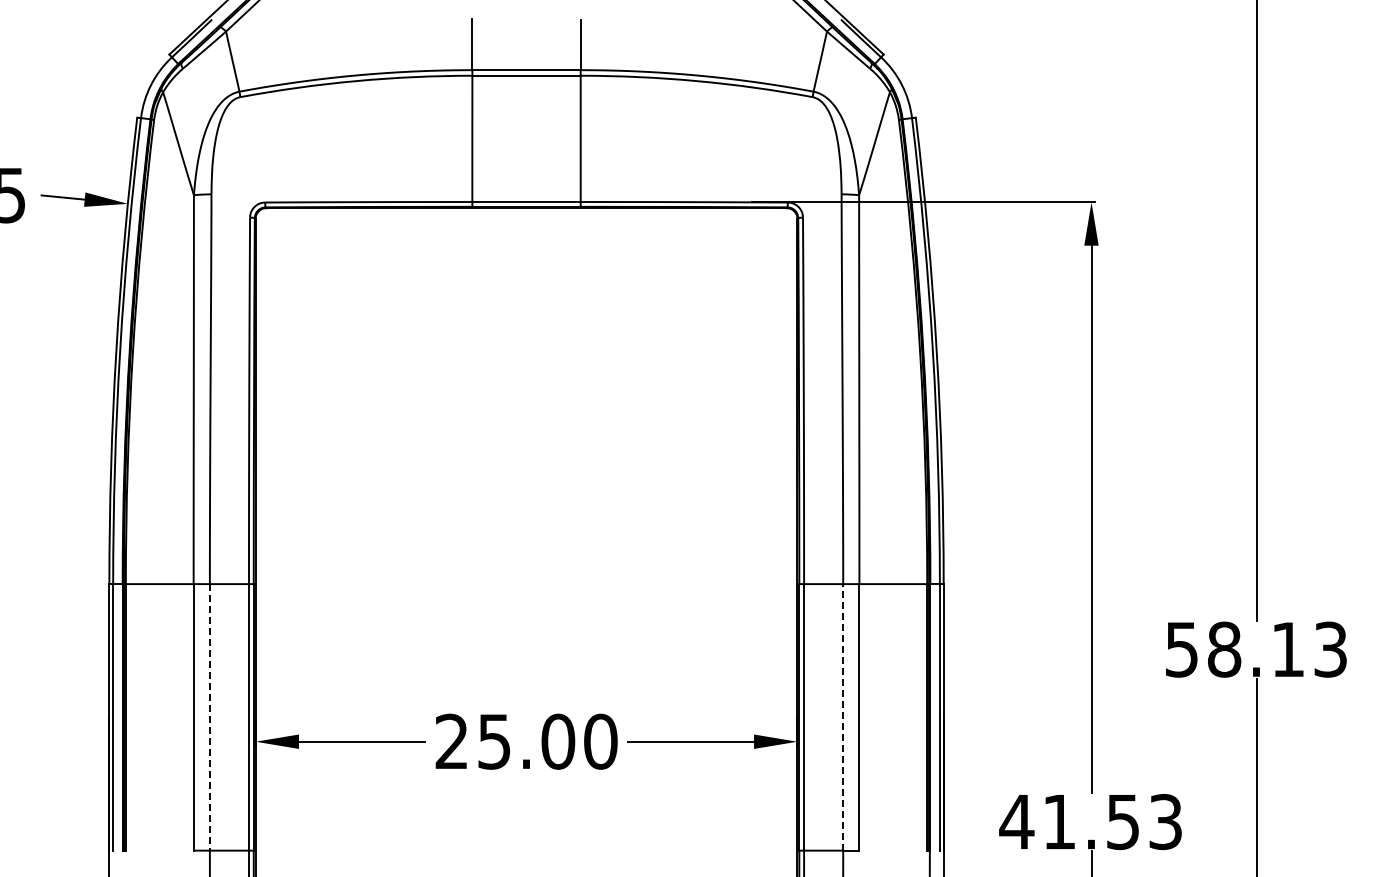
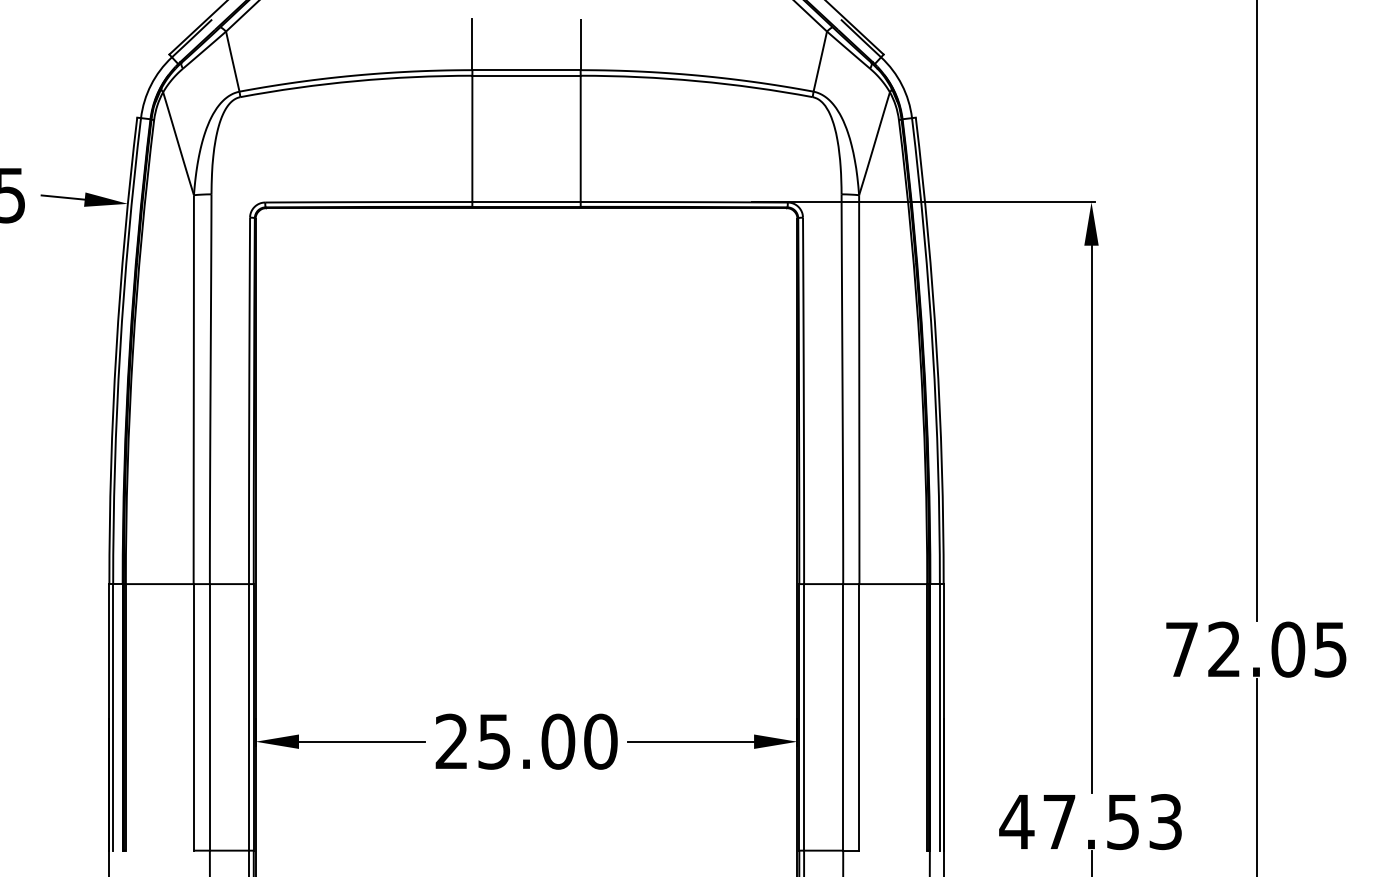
text: 58.13 -> 72.05 (1256, 649)
line: dashed -> solid (843, 716)
line: dashed -> solid (209, 717)
text: 41.53 -> 47.53 (1059, 821)
